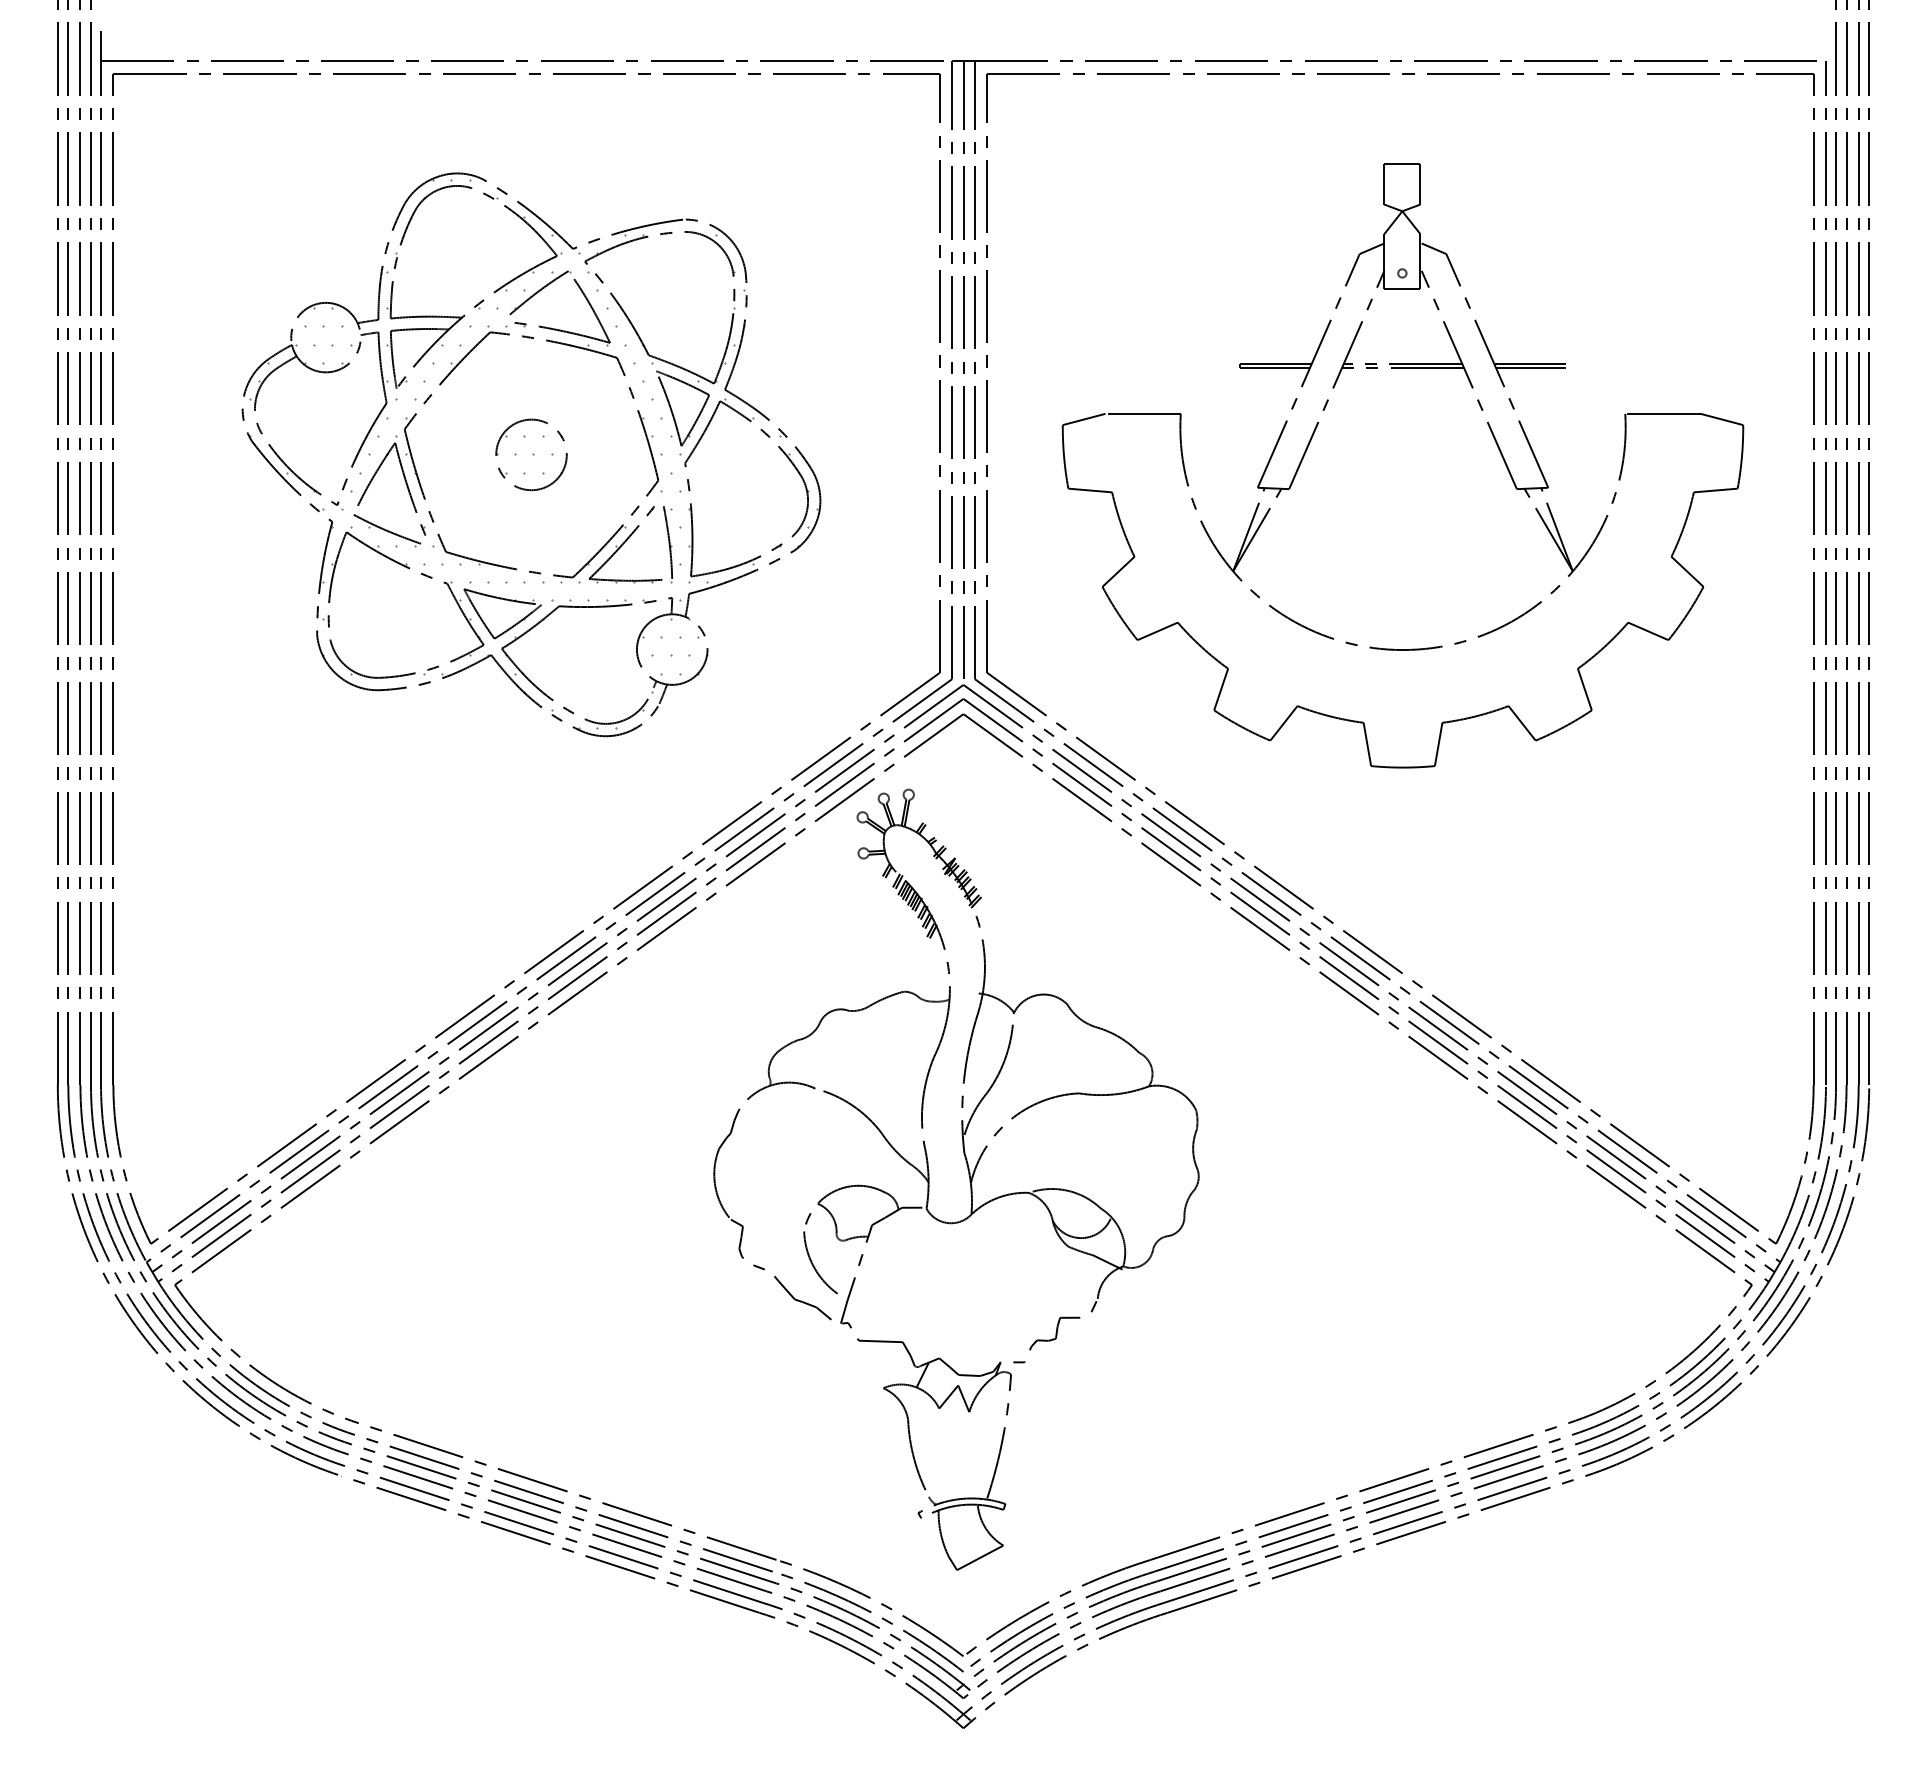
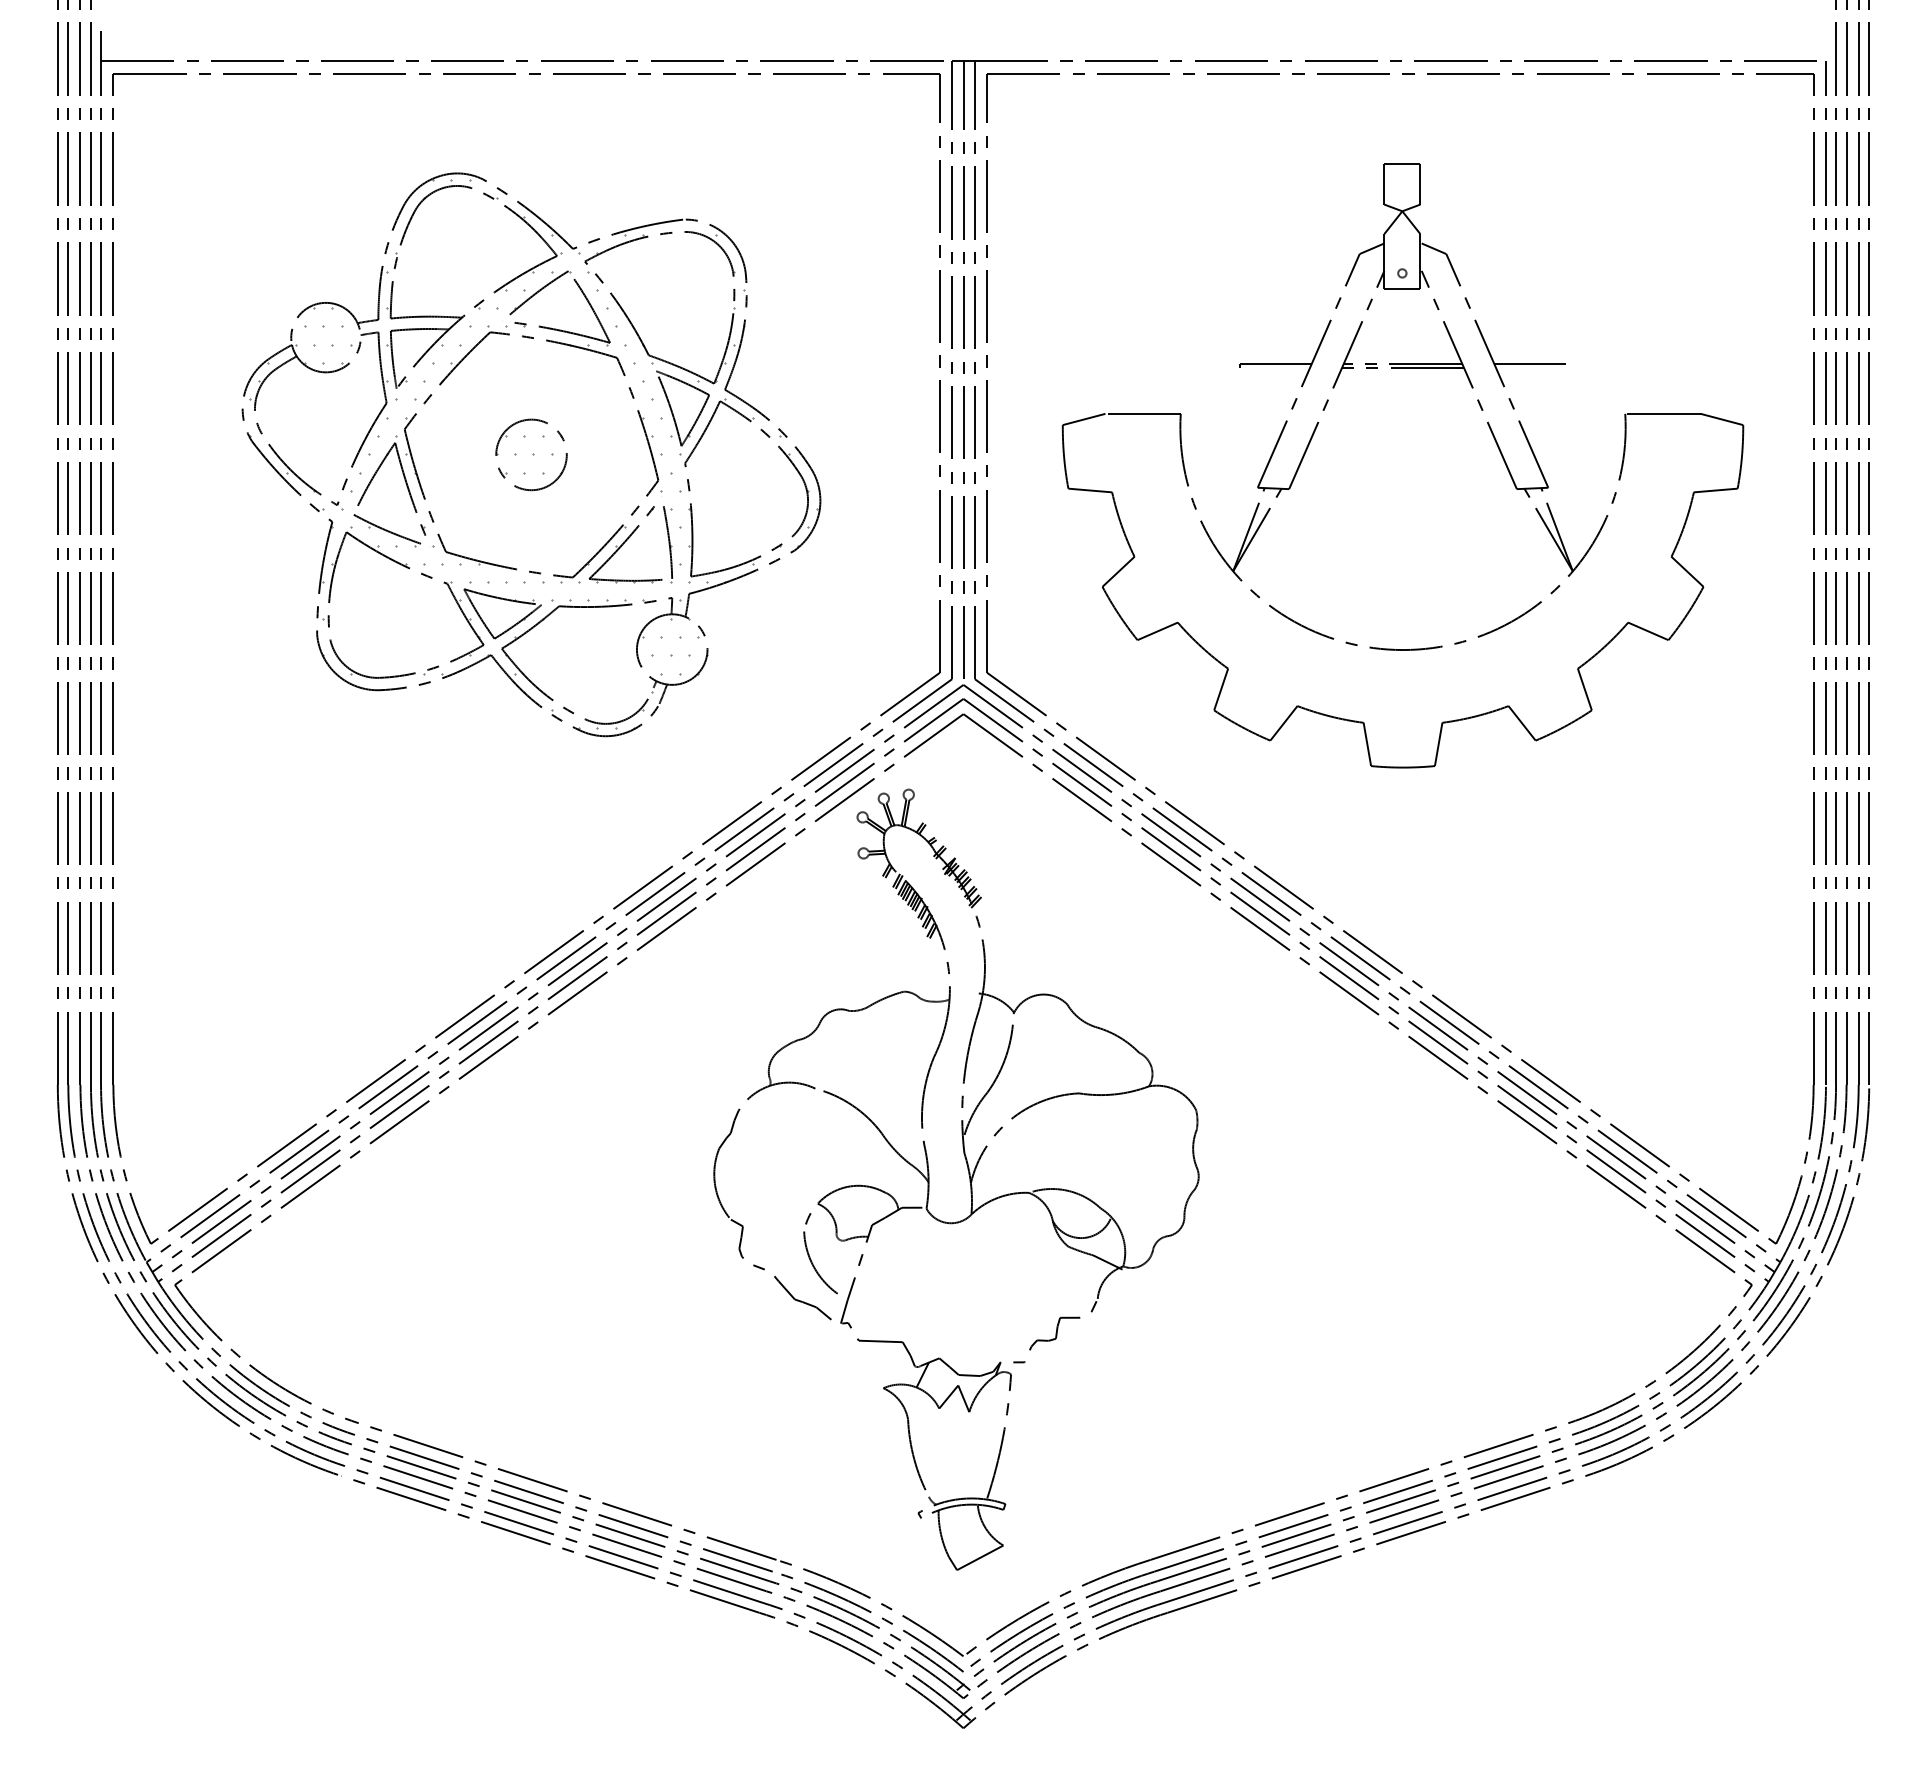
line: present -> none (1274, 367)
line: present -> none (1530, 367)
